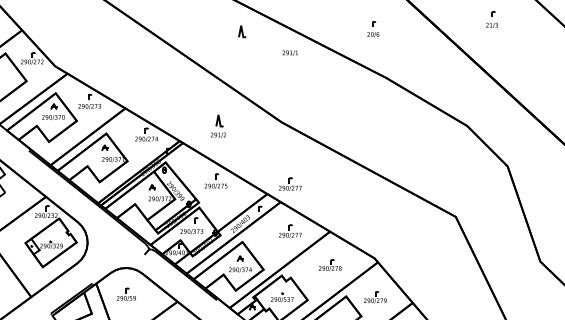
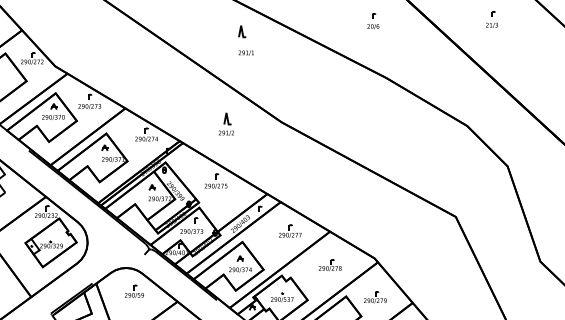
part position: (373, 29) -> (373, 21) (373, 21)
text position: (289, 52) -> (245, 52) (245, 52)
part position: (217, 125) -> (225, 123) (225, 123)
part: present -> none (290, 183)
part position: (125, 293) -> (133, 290) (133, 290)
